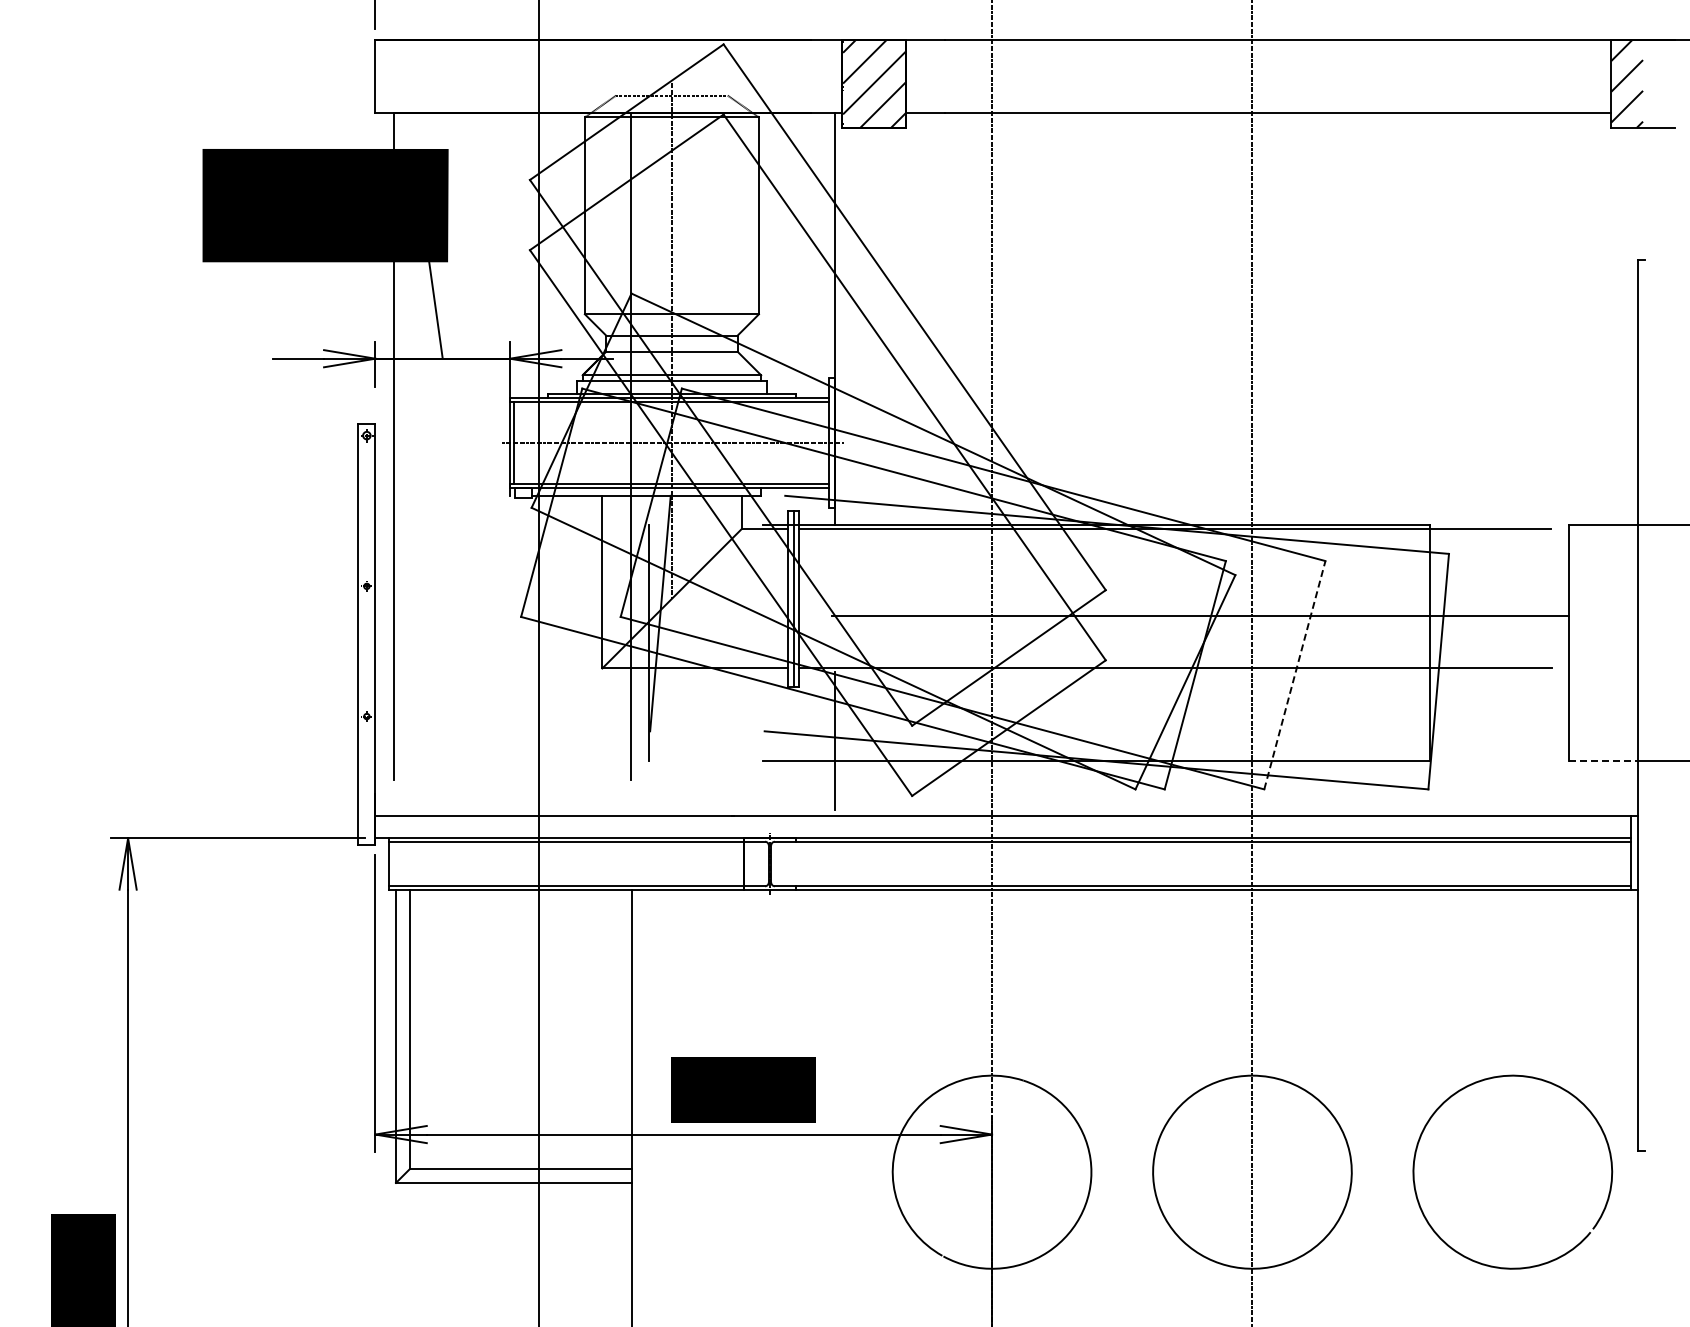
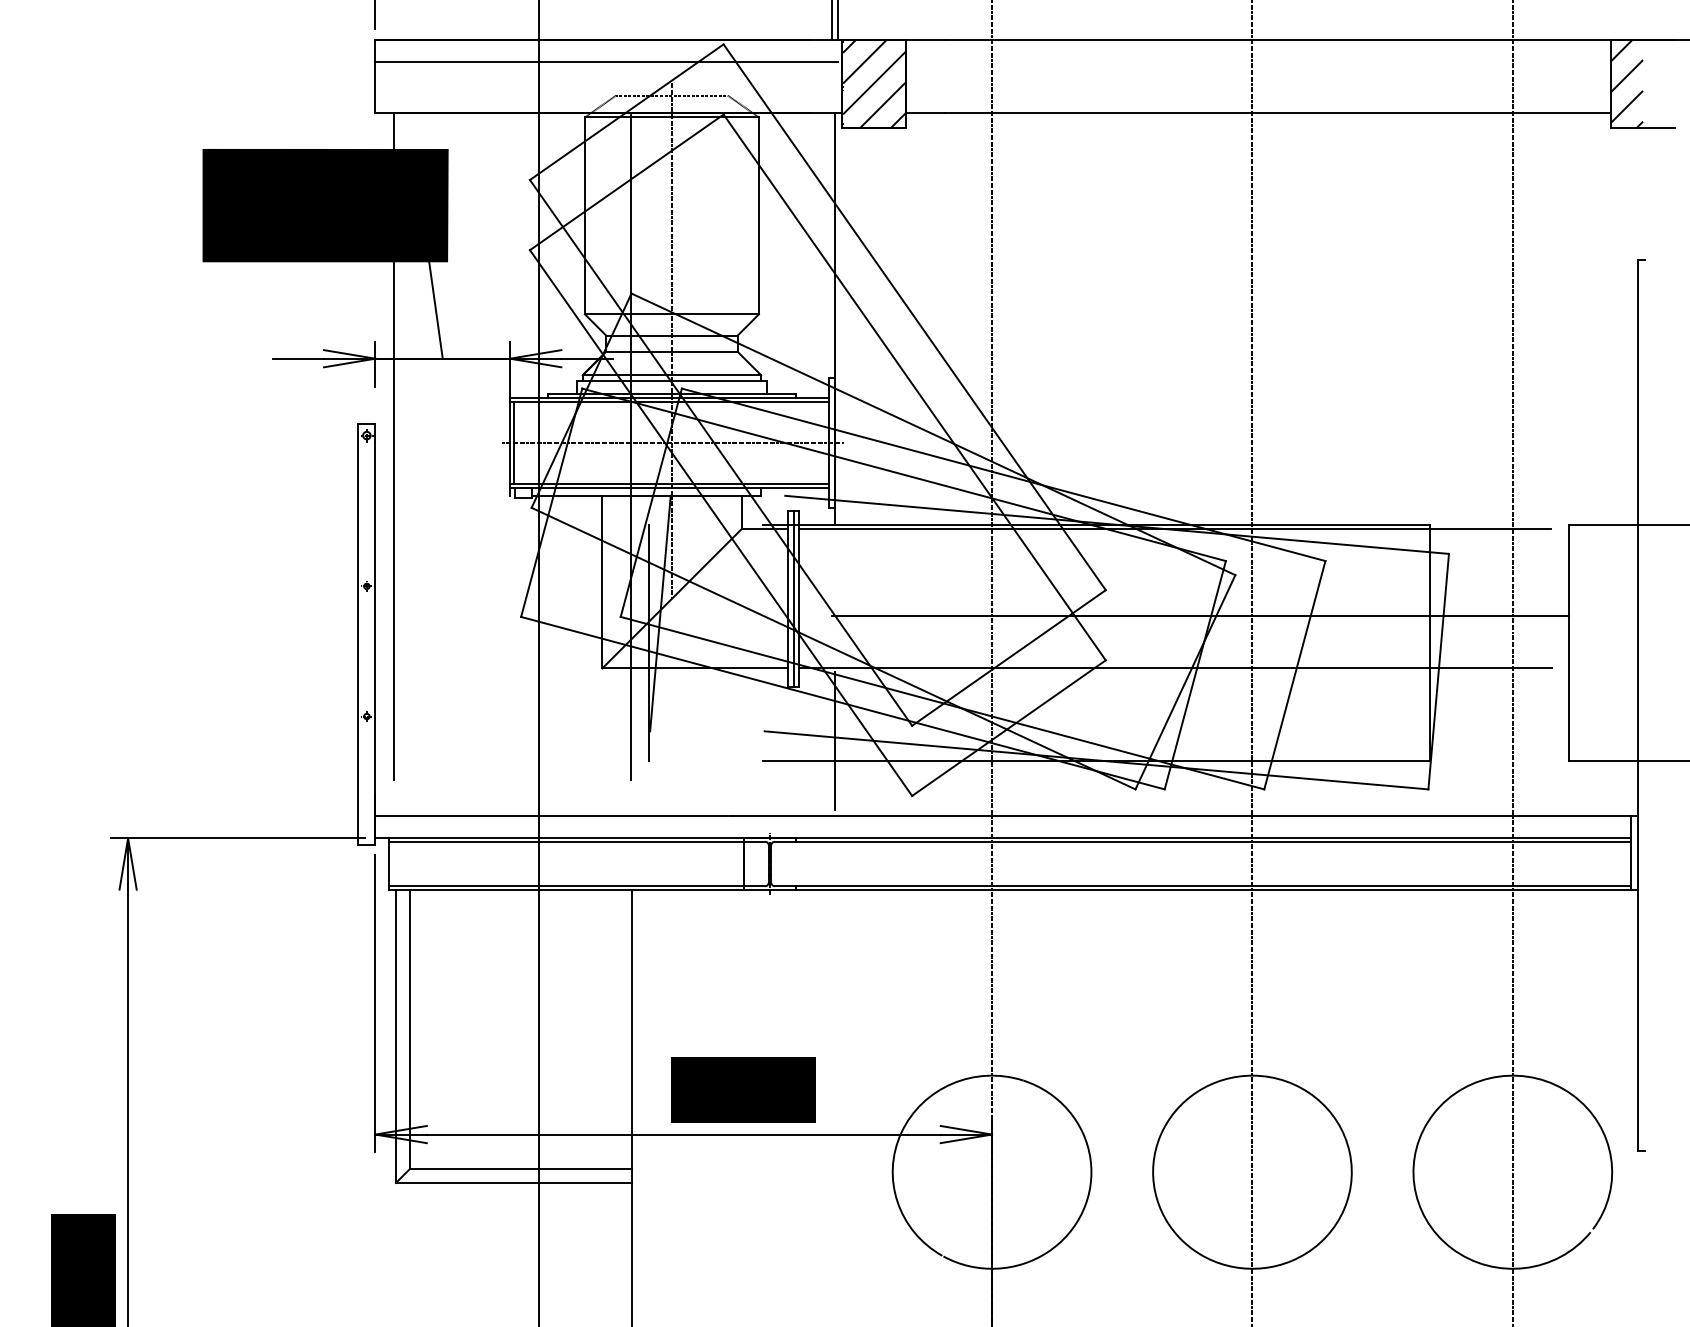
line: none -> present (832, 20)
line: none -> present (837, 20)
line: none -> present (606, 62)
line: none -> present (1512, 662)
line: dashed -> solid (1295, 674)
line: dashed -> solid (1604, 761)
